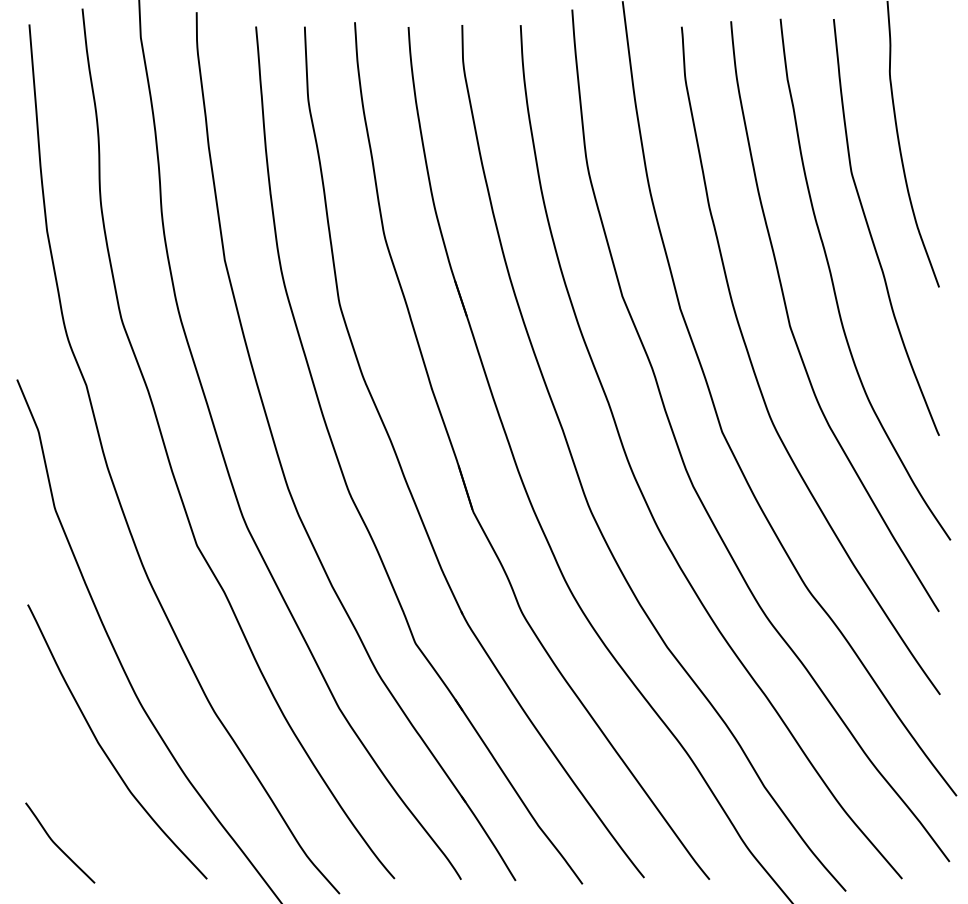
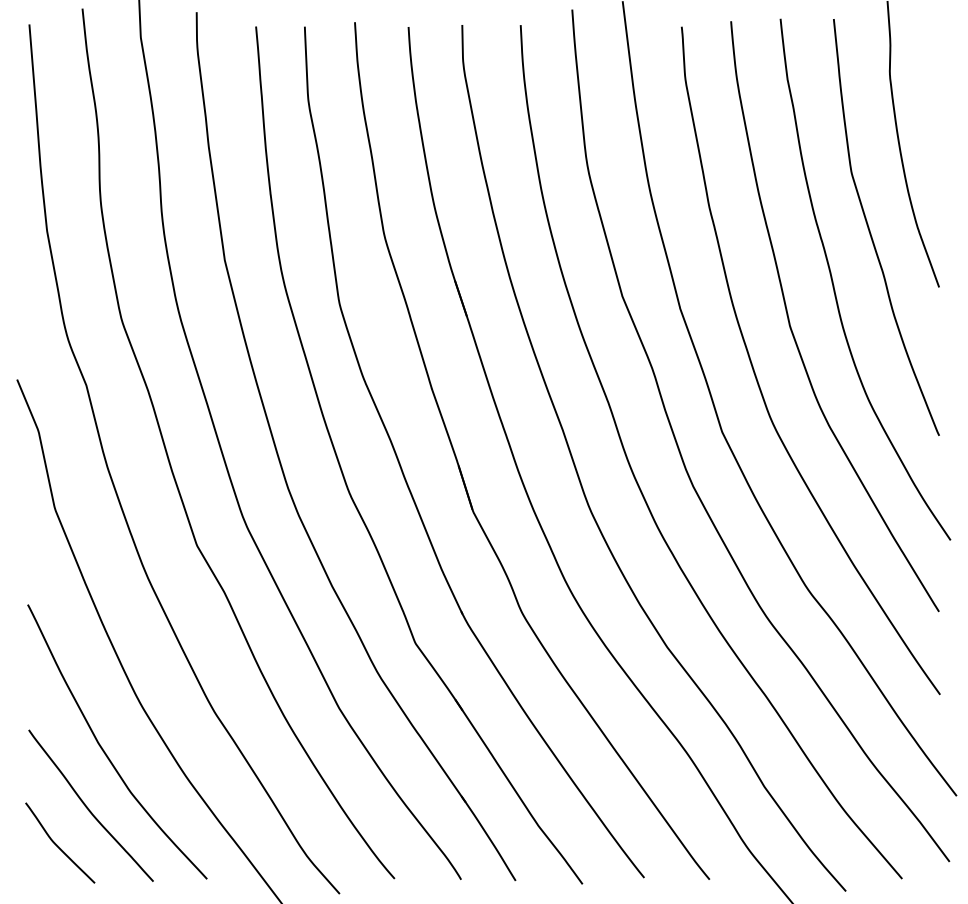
curve: none -> present (88, 807)
